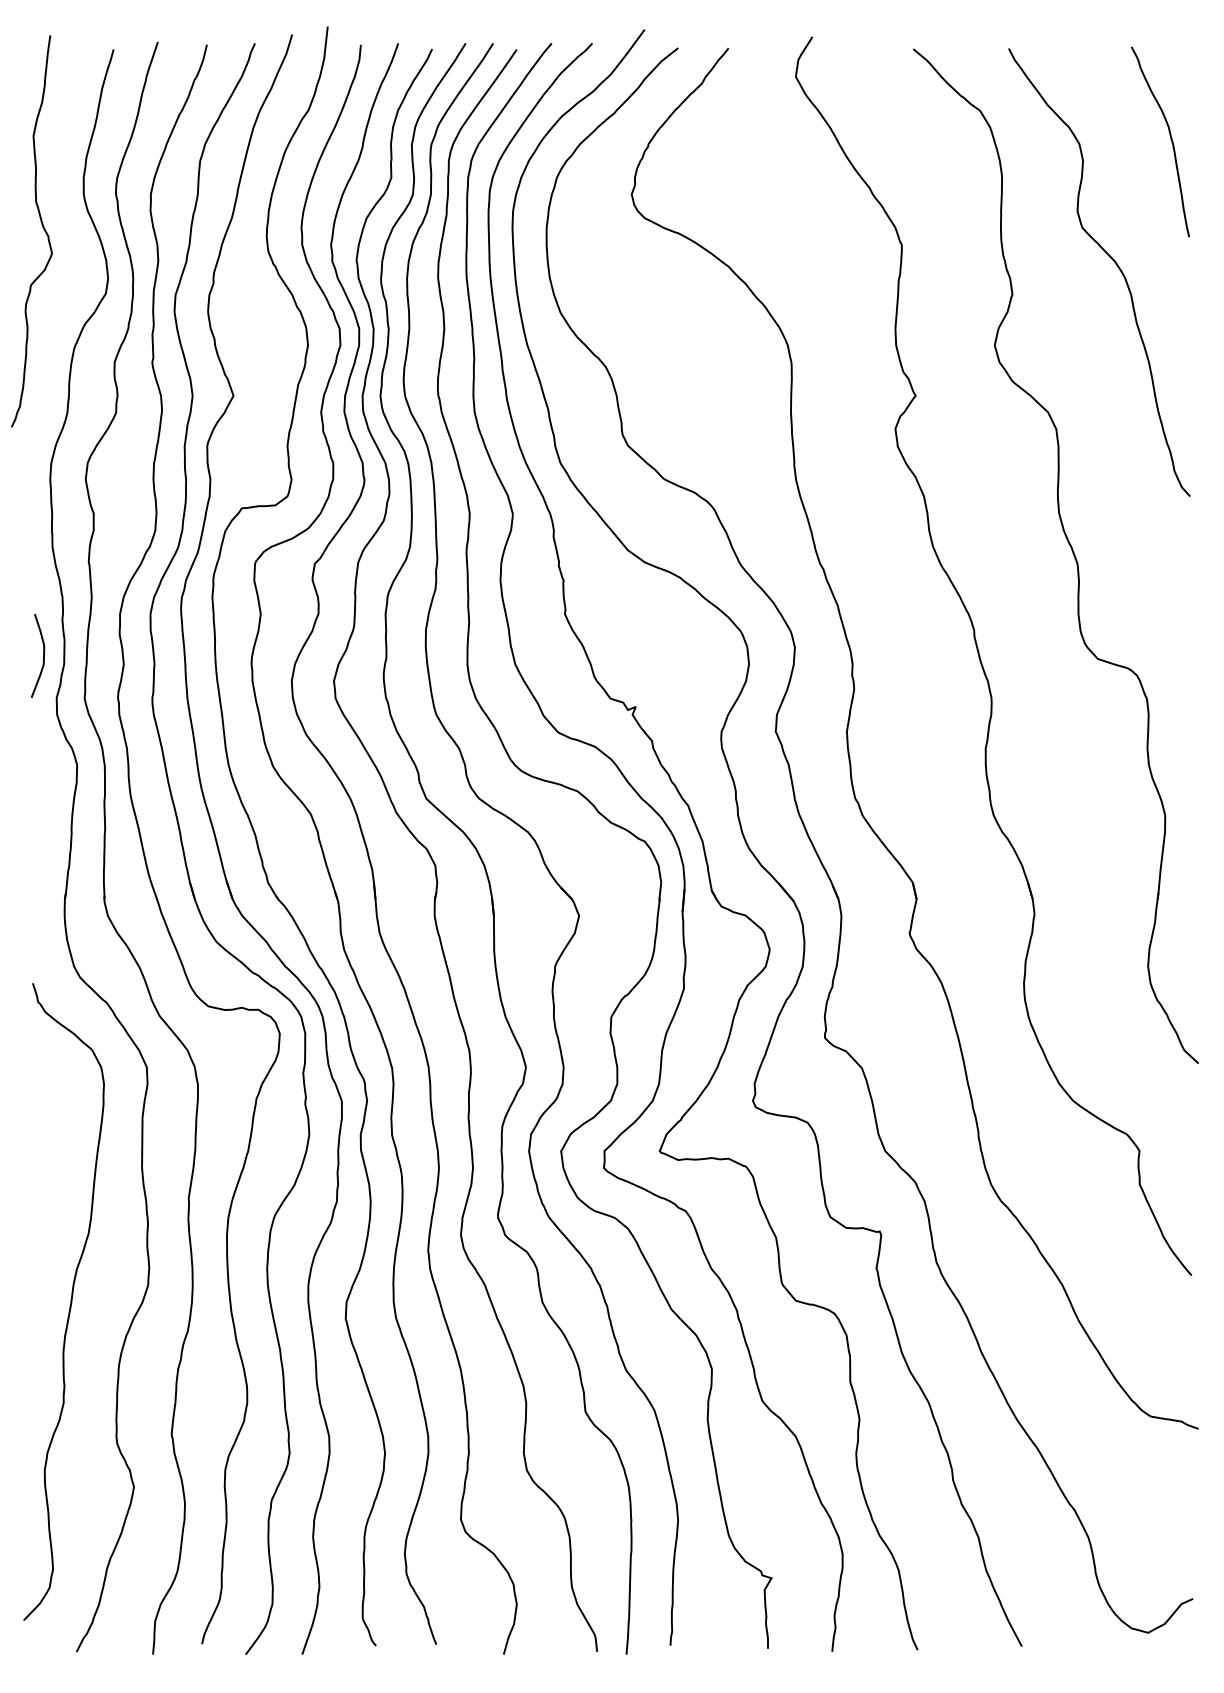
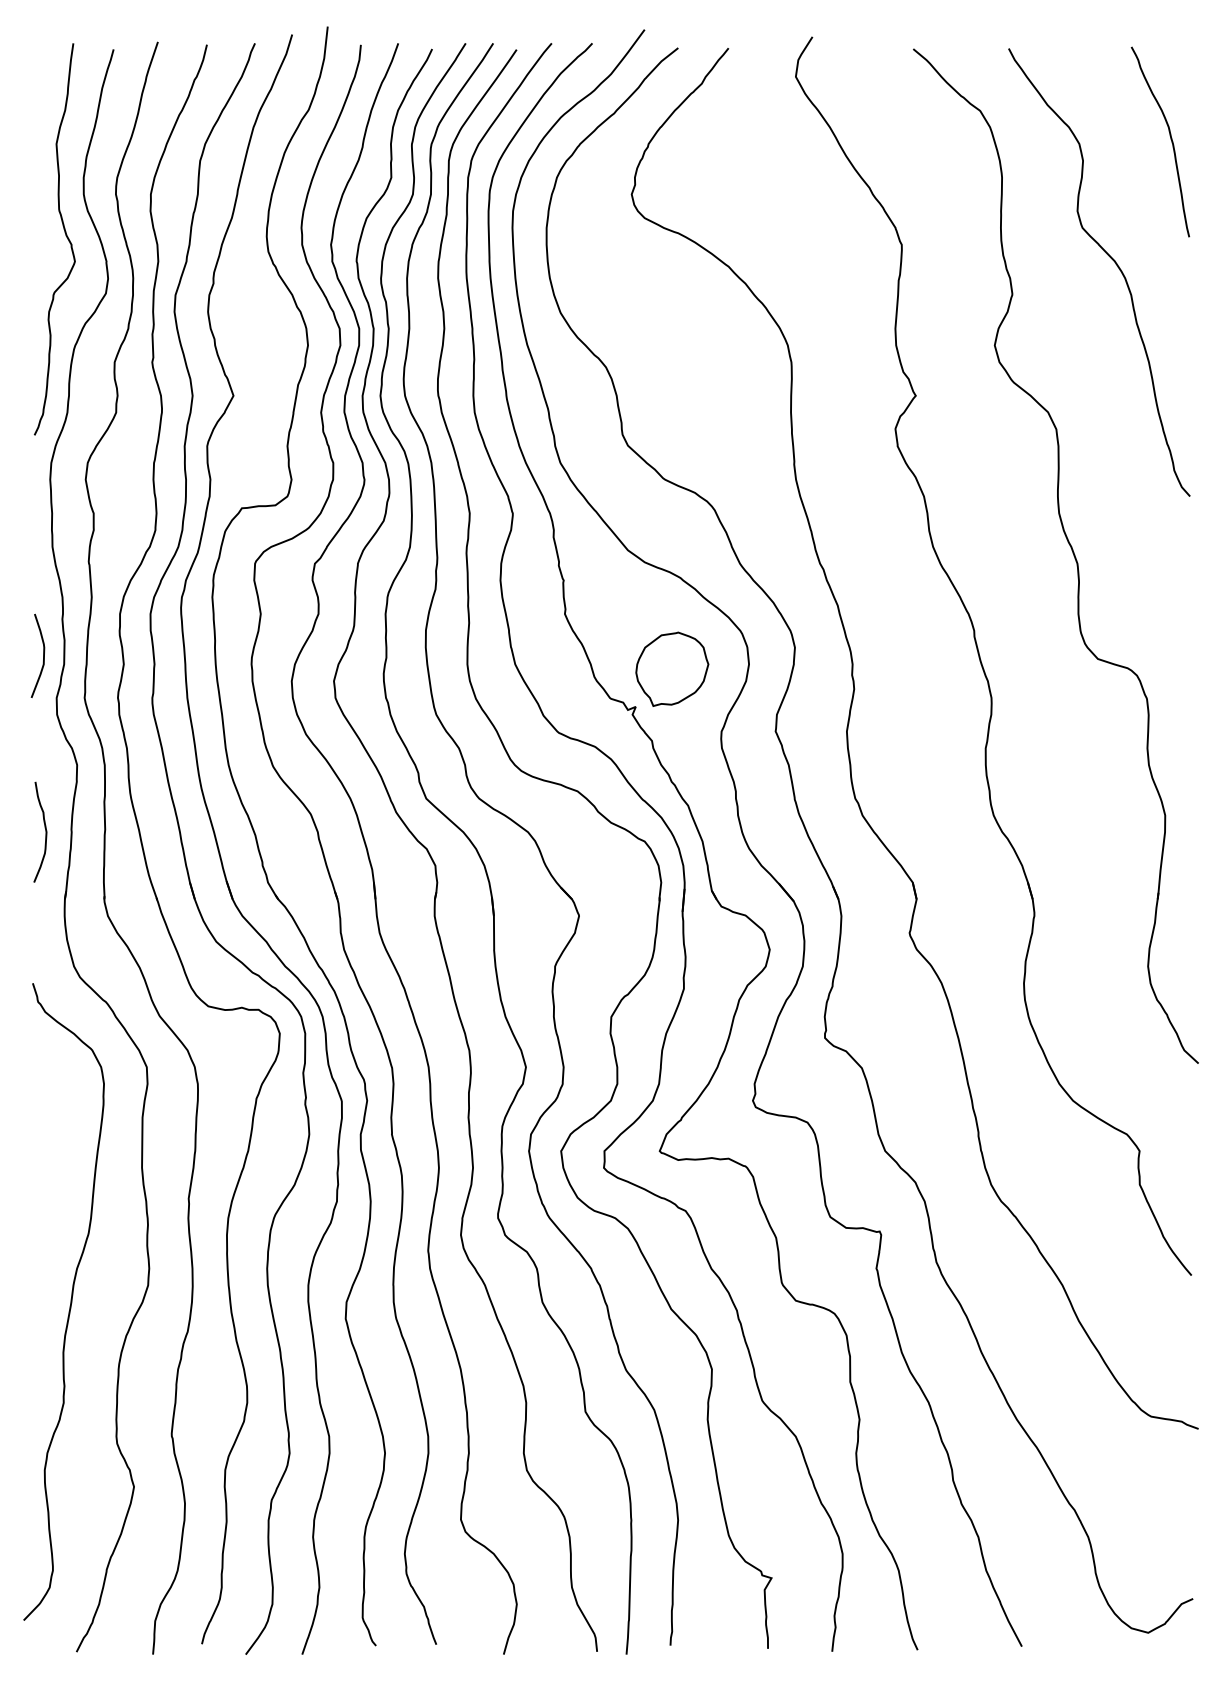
curve position: (42, 227) -> (65, 235) (65, 235)
part: none -> present (672, 668)
curve: none -> present (44, 828)
